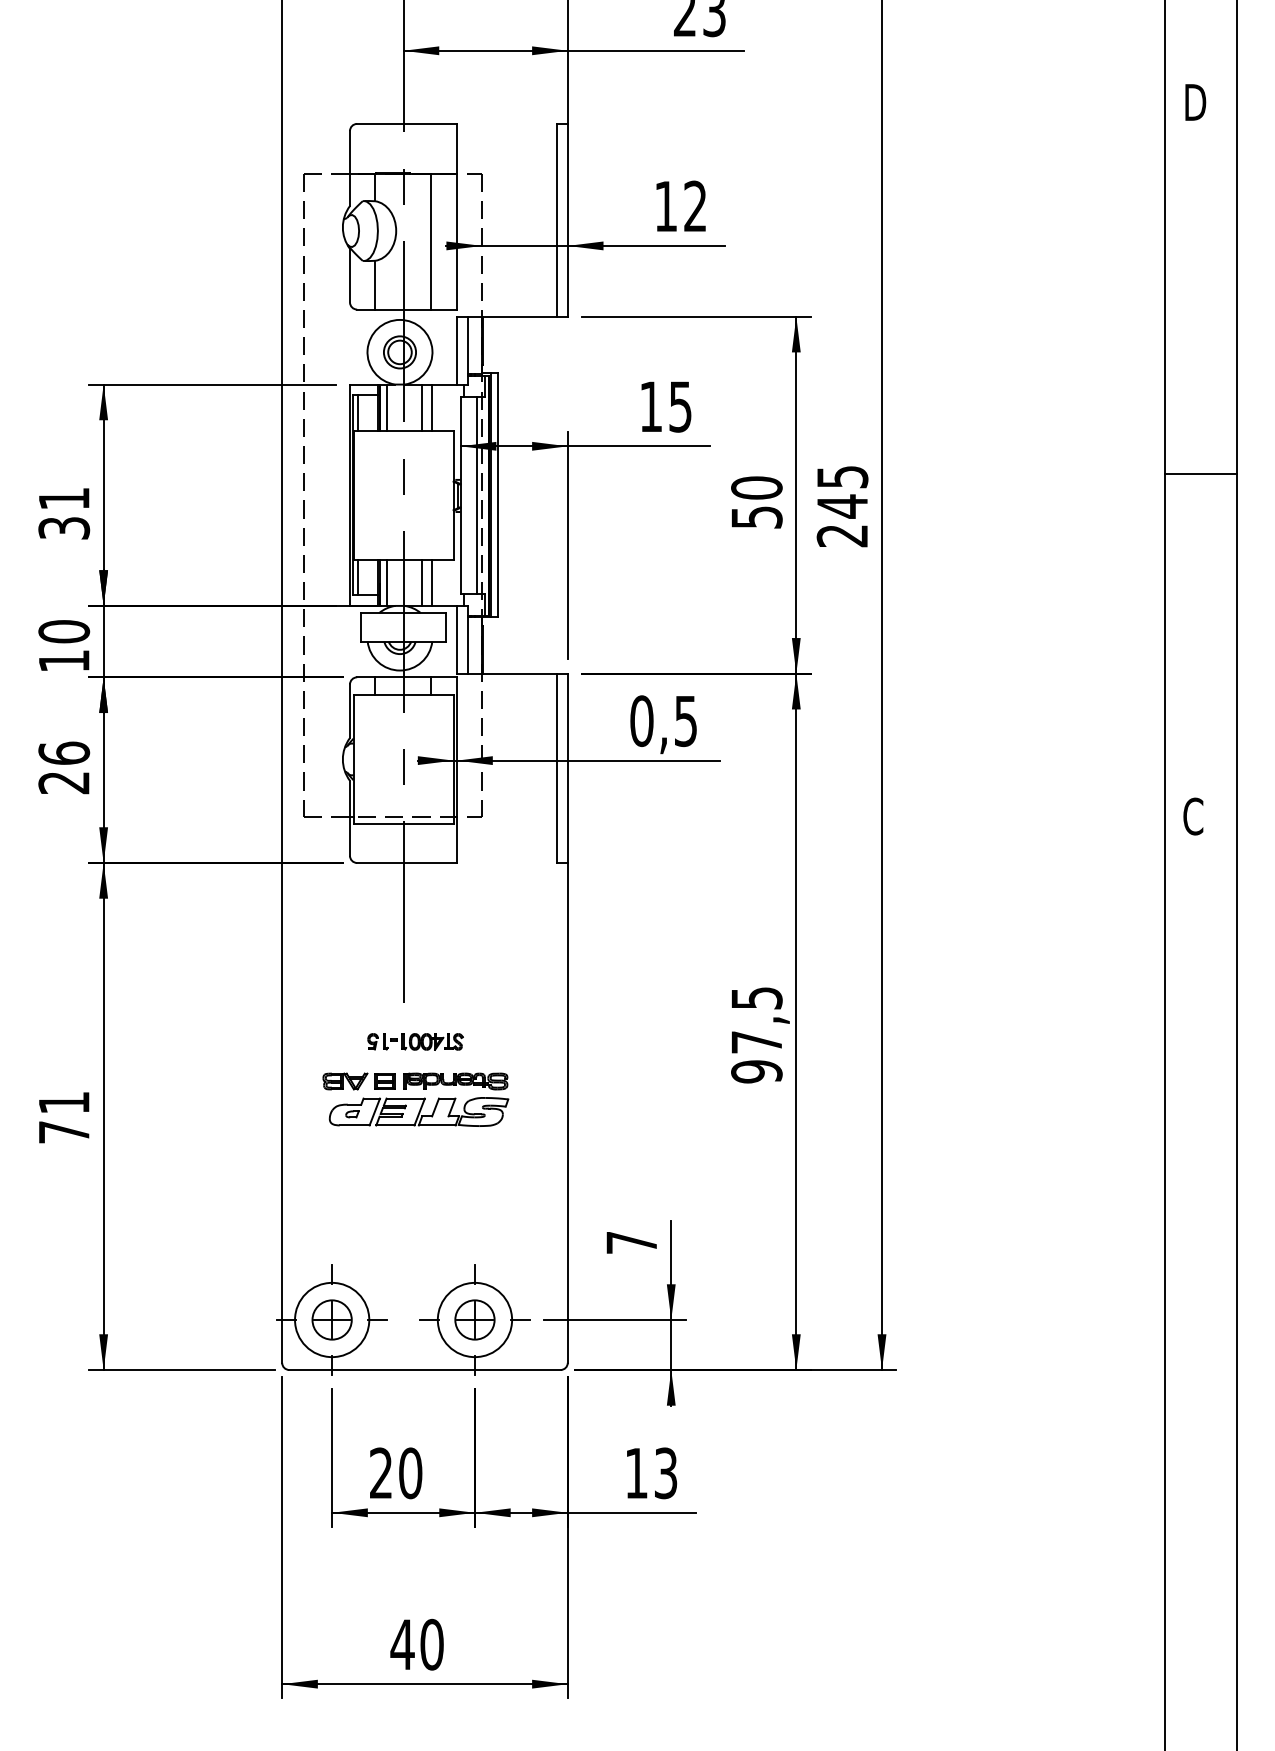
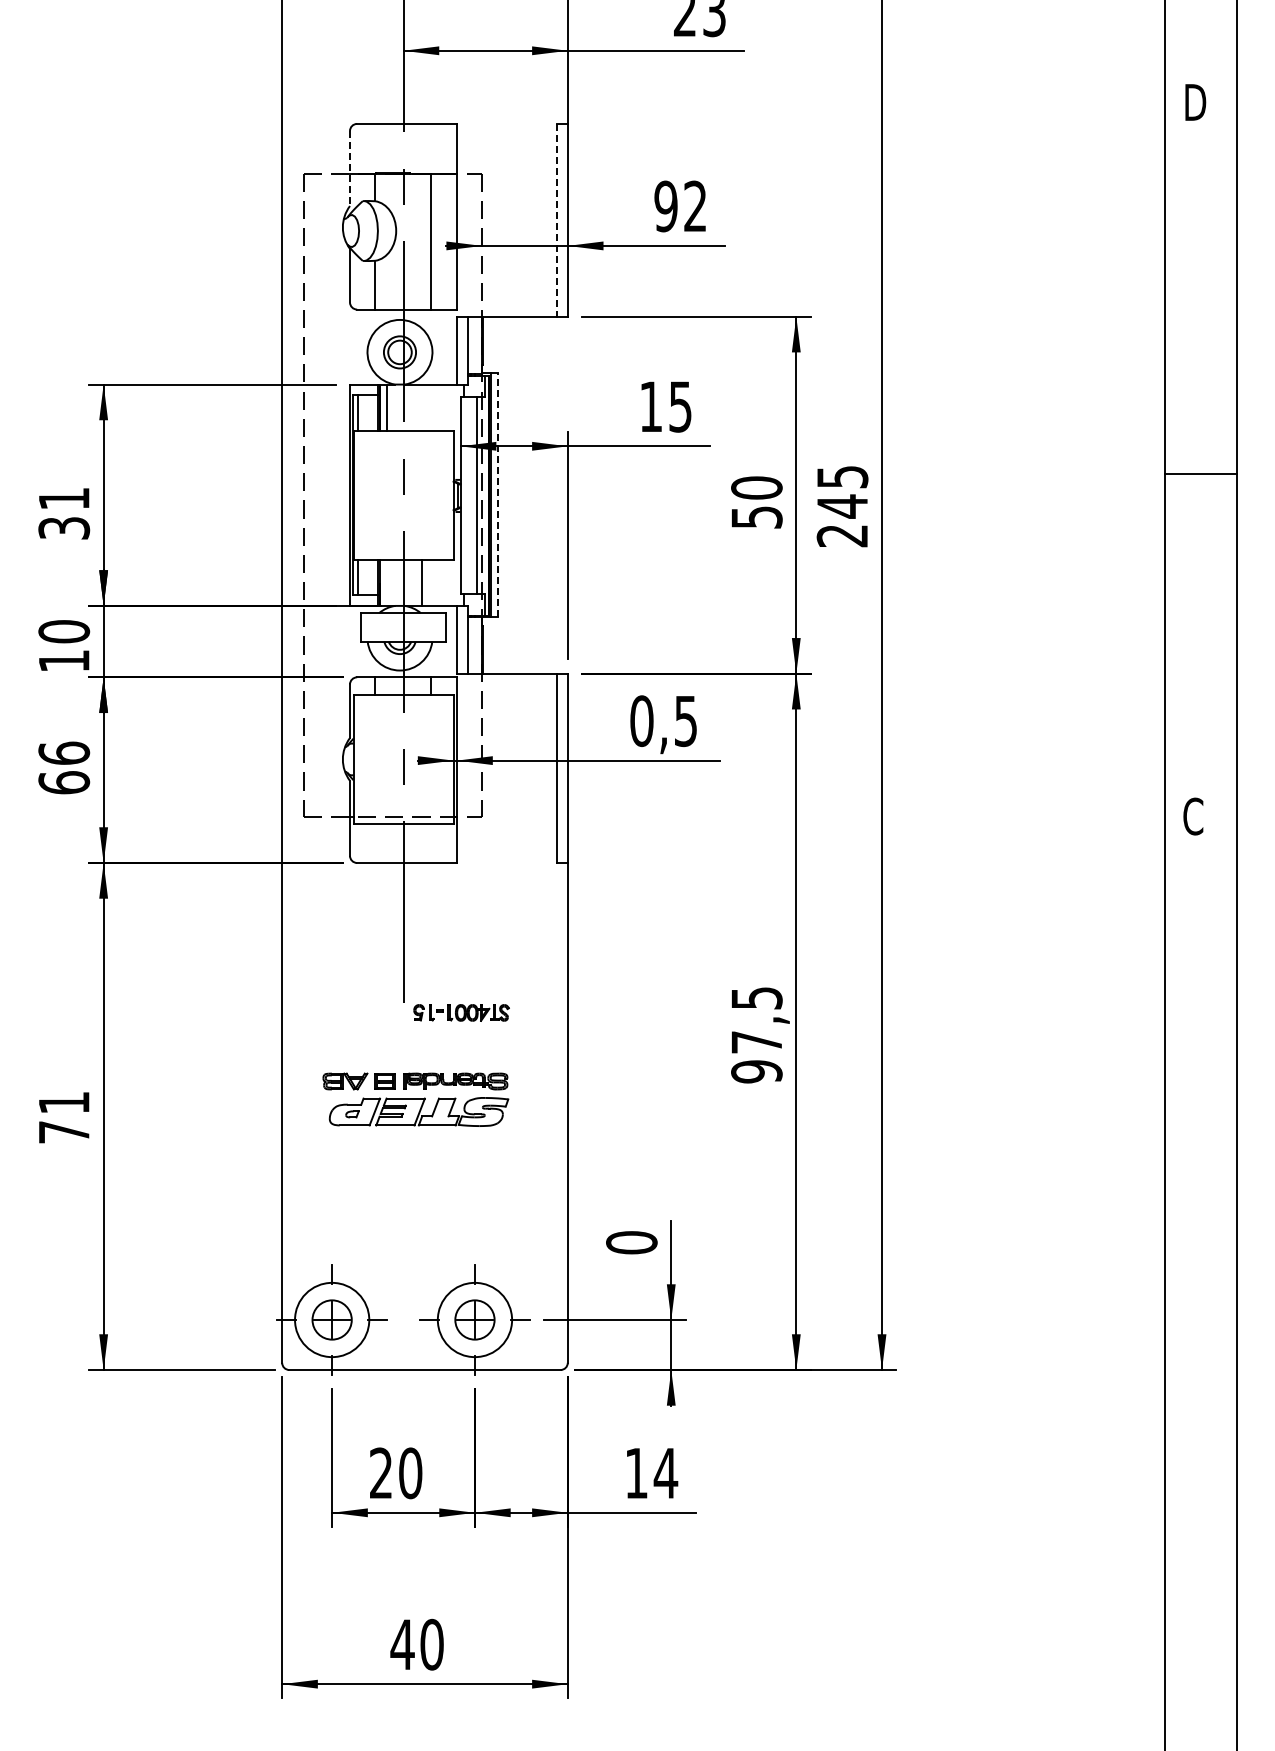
line: solid -> dashed (350, 169)
text: 12 -> 92 (665, 206)
line: solid -> dashed (557, 220)
line: present -> none (421, 407)
line: present -> none (432, 407)
line: solid -> dashed (498, 495)
line: present -> none (387, 582)
line: present -> none (432, 582)
text: 26 -> 66 (64, 782)
part position: (415, 1041) -> (461, 1012) (461, 1012)
text: 7 -> 0 (631, 1242)
text: 13 -> 14 (665, 1473)
